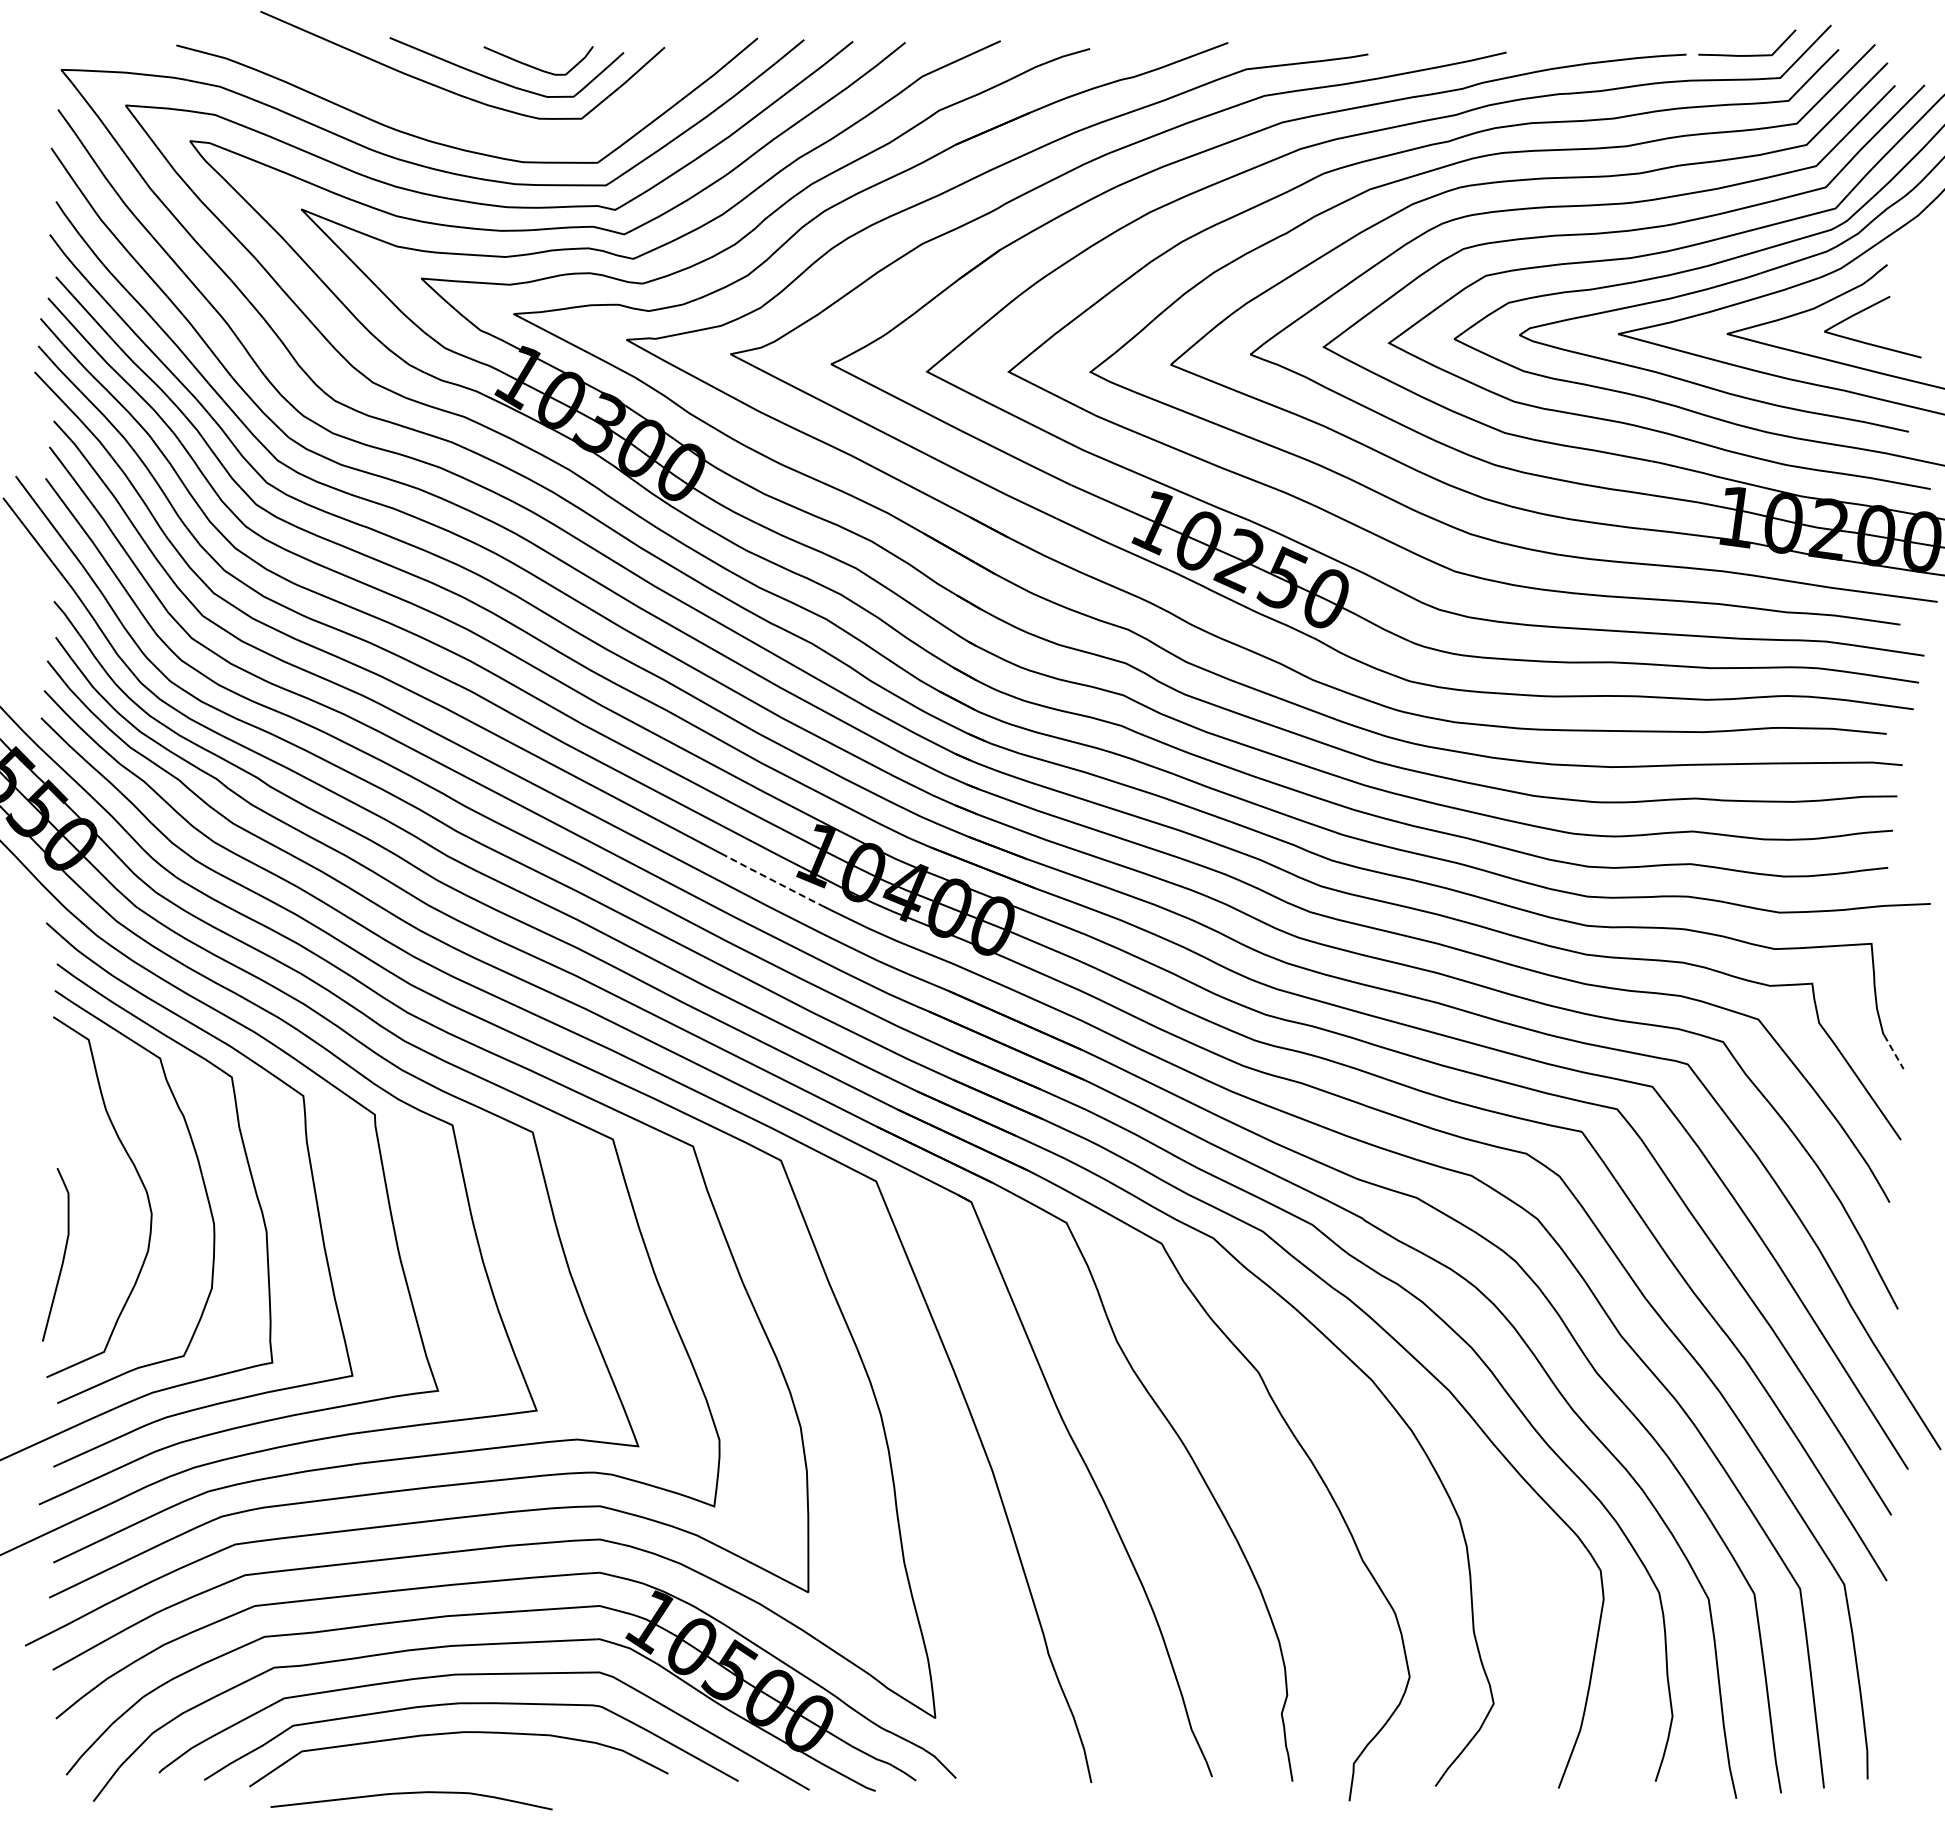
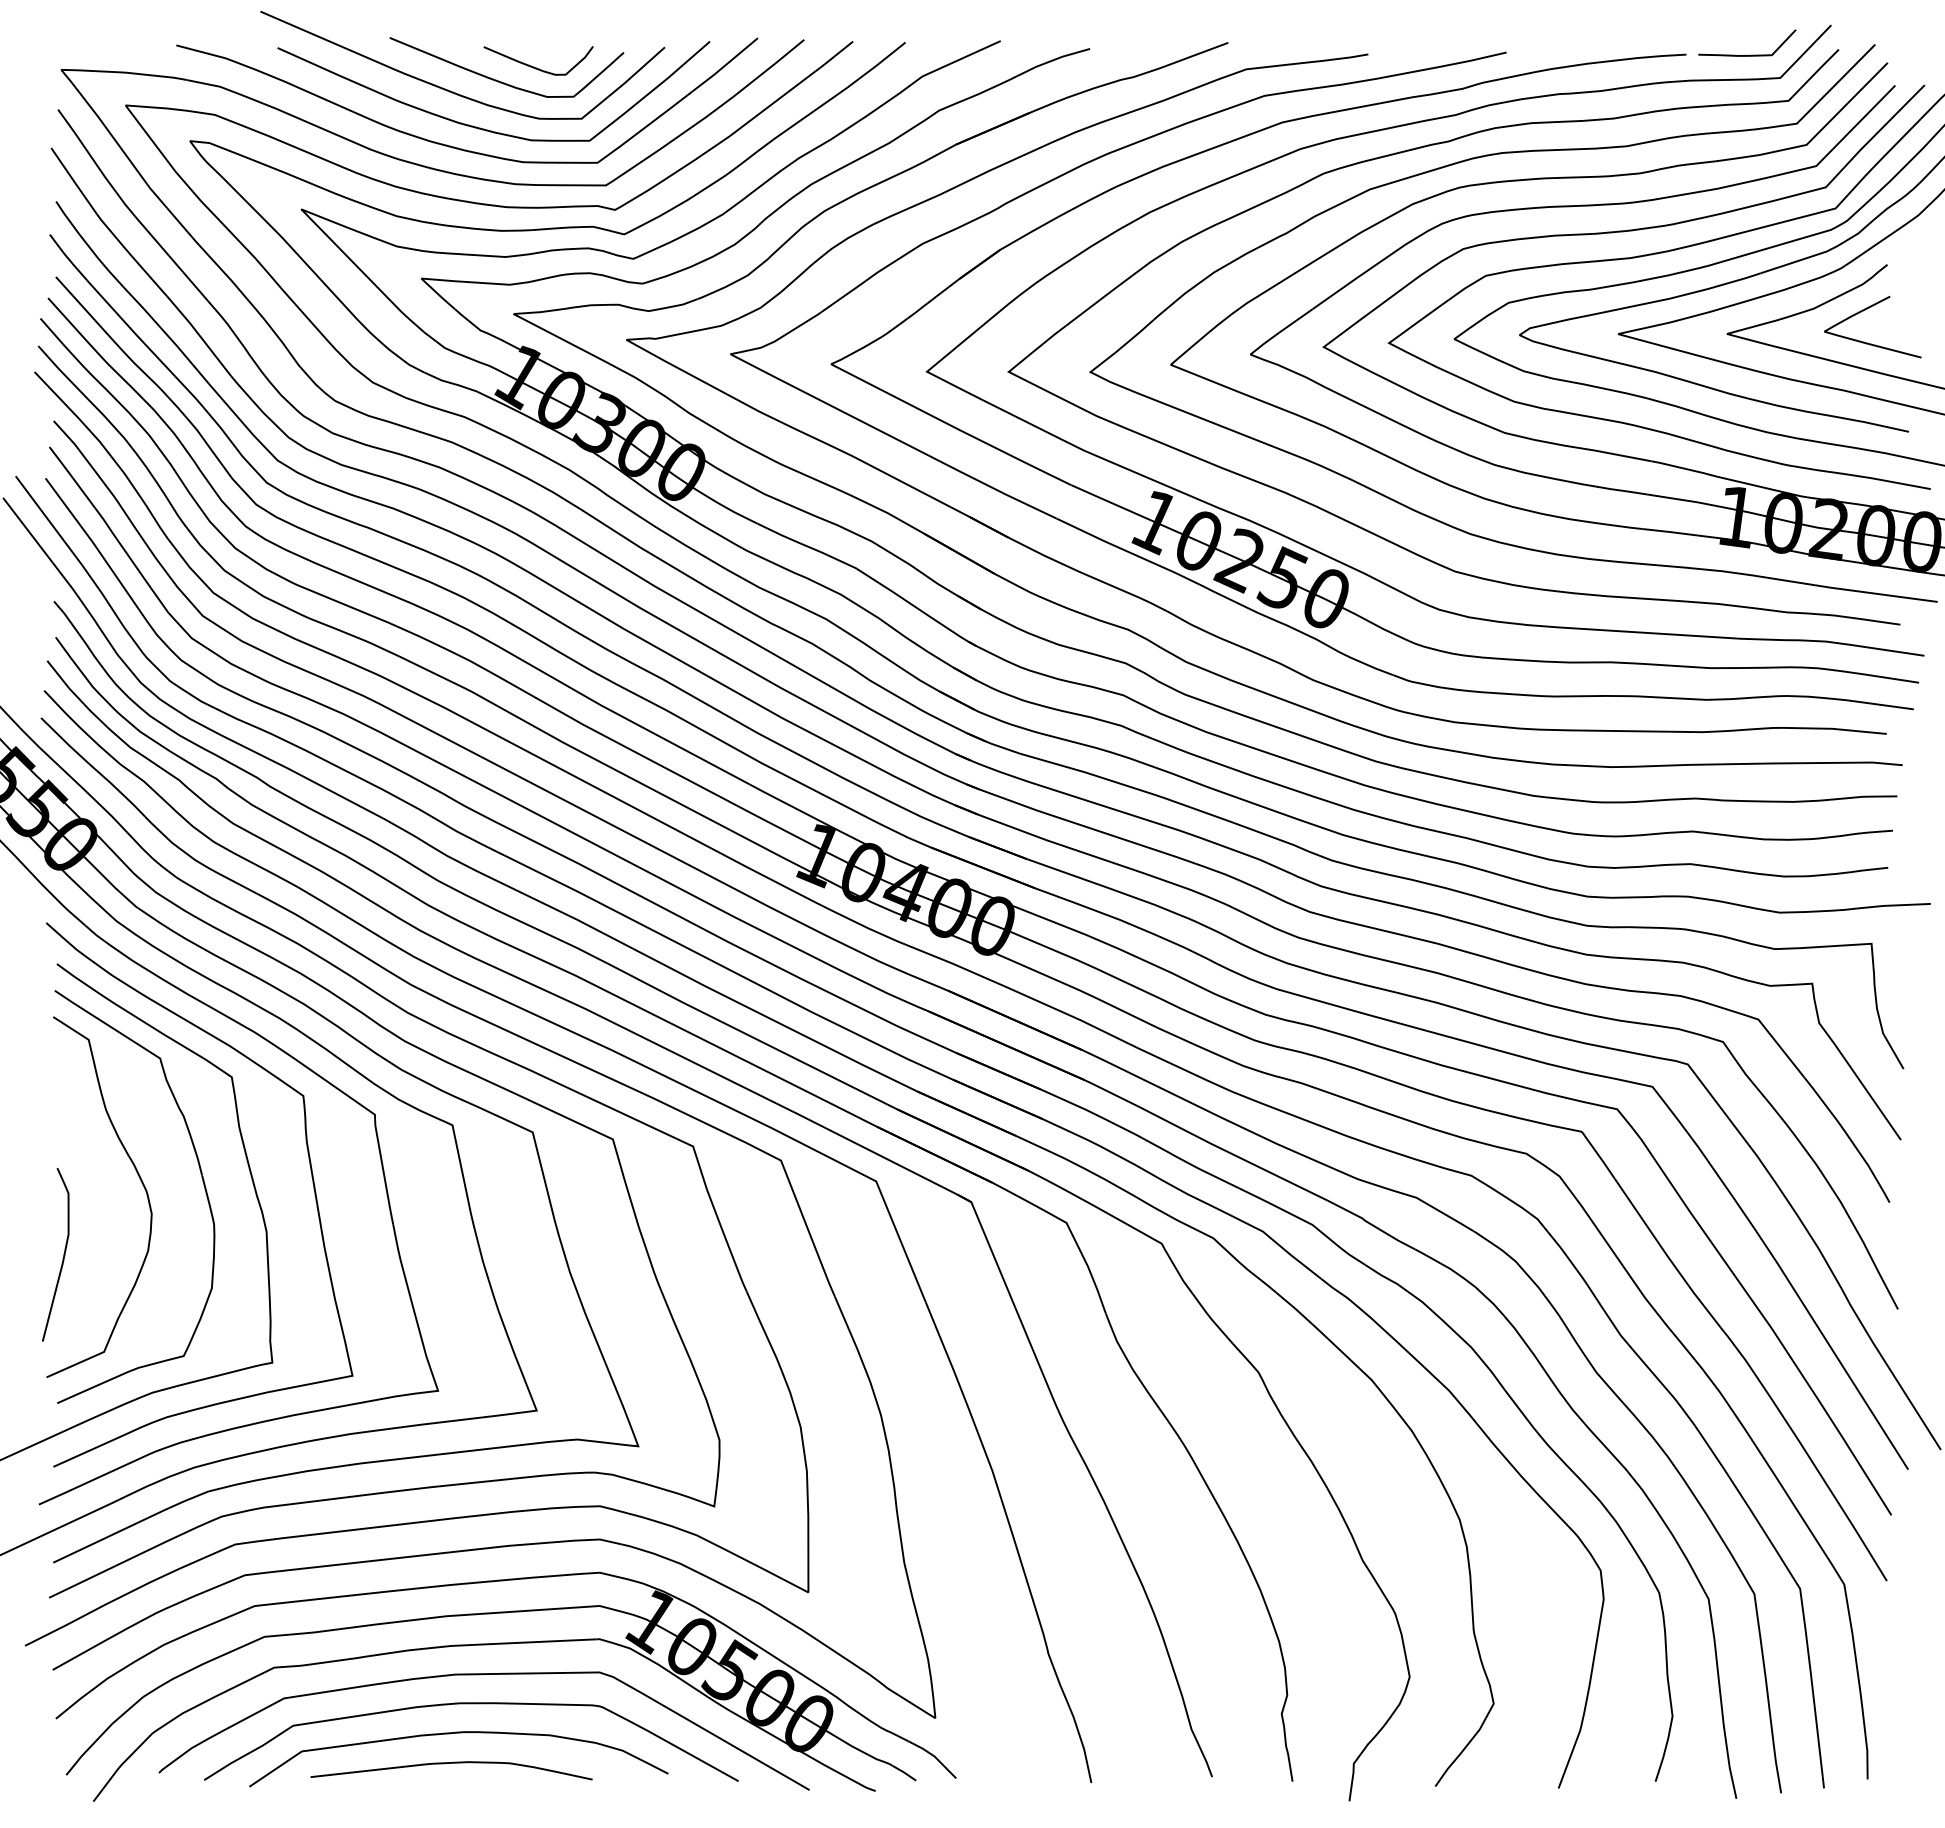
curve: none -> present (484, 128)
line: dashed -> solid (771, 880)
line: dashed -> solid (1893, 1052)
curve position: (411, 1793) -> (451, 1763) (451, 1763)
